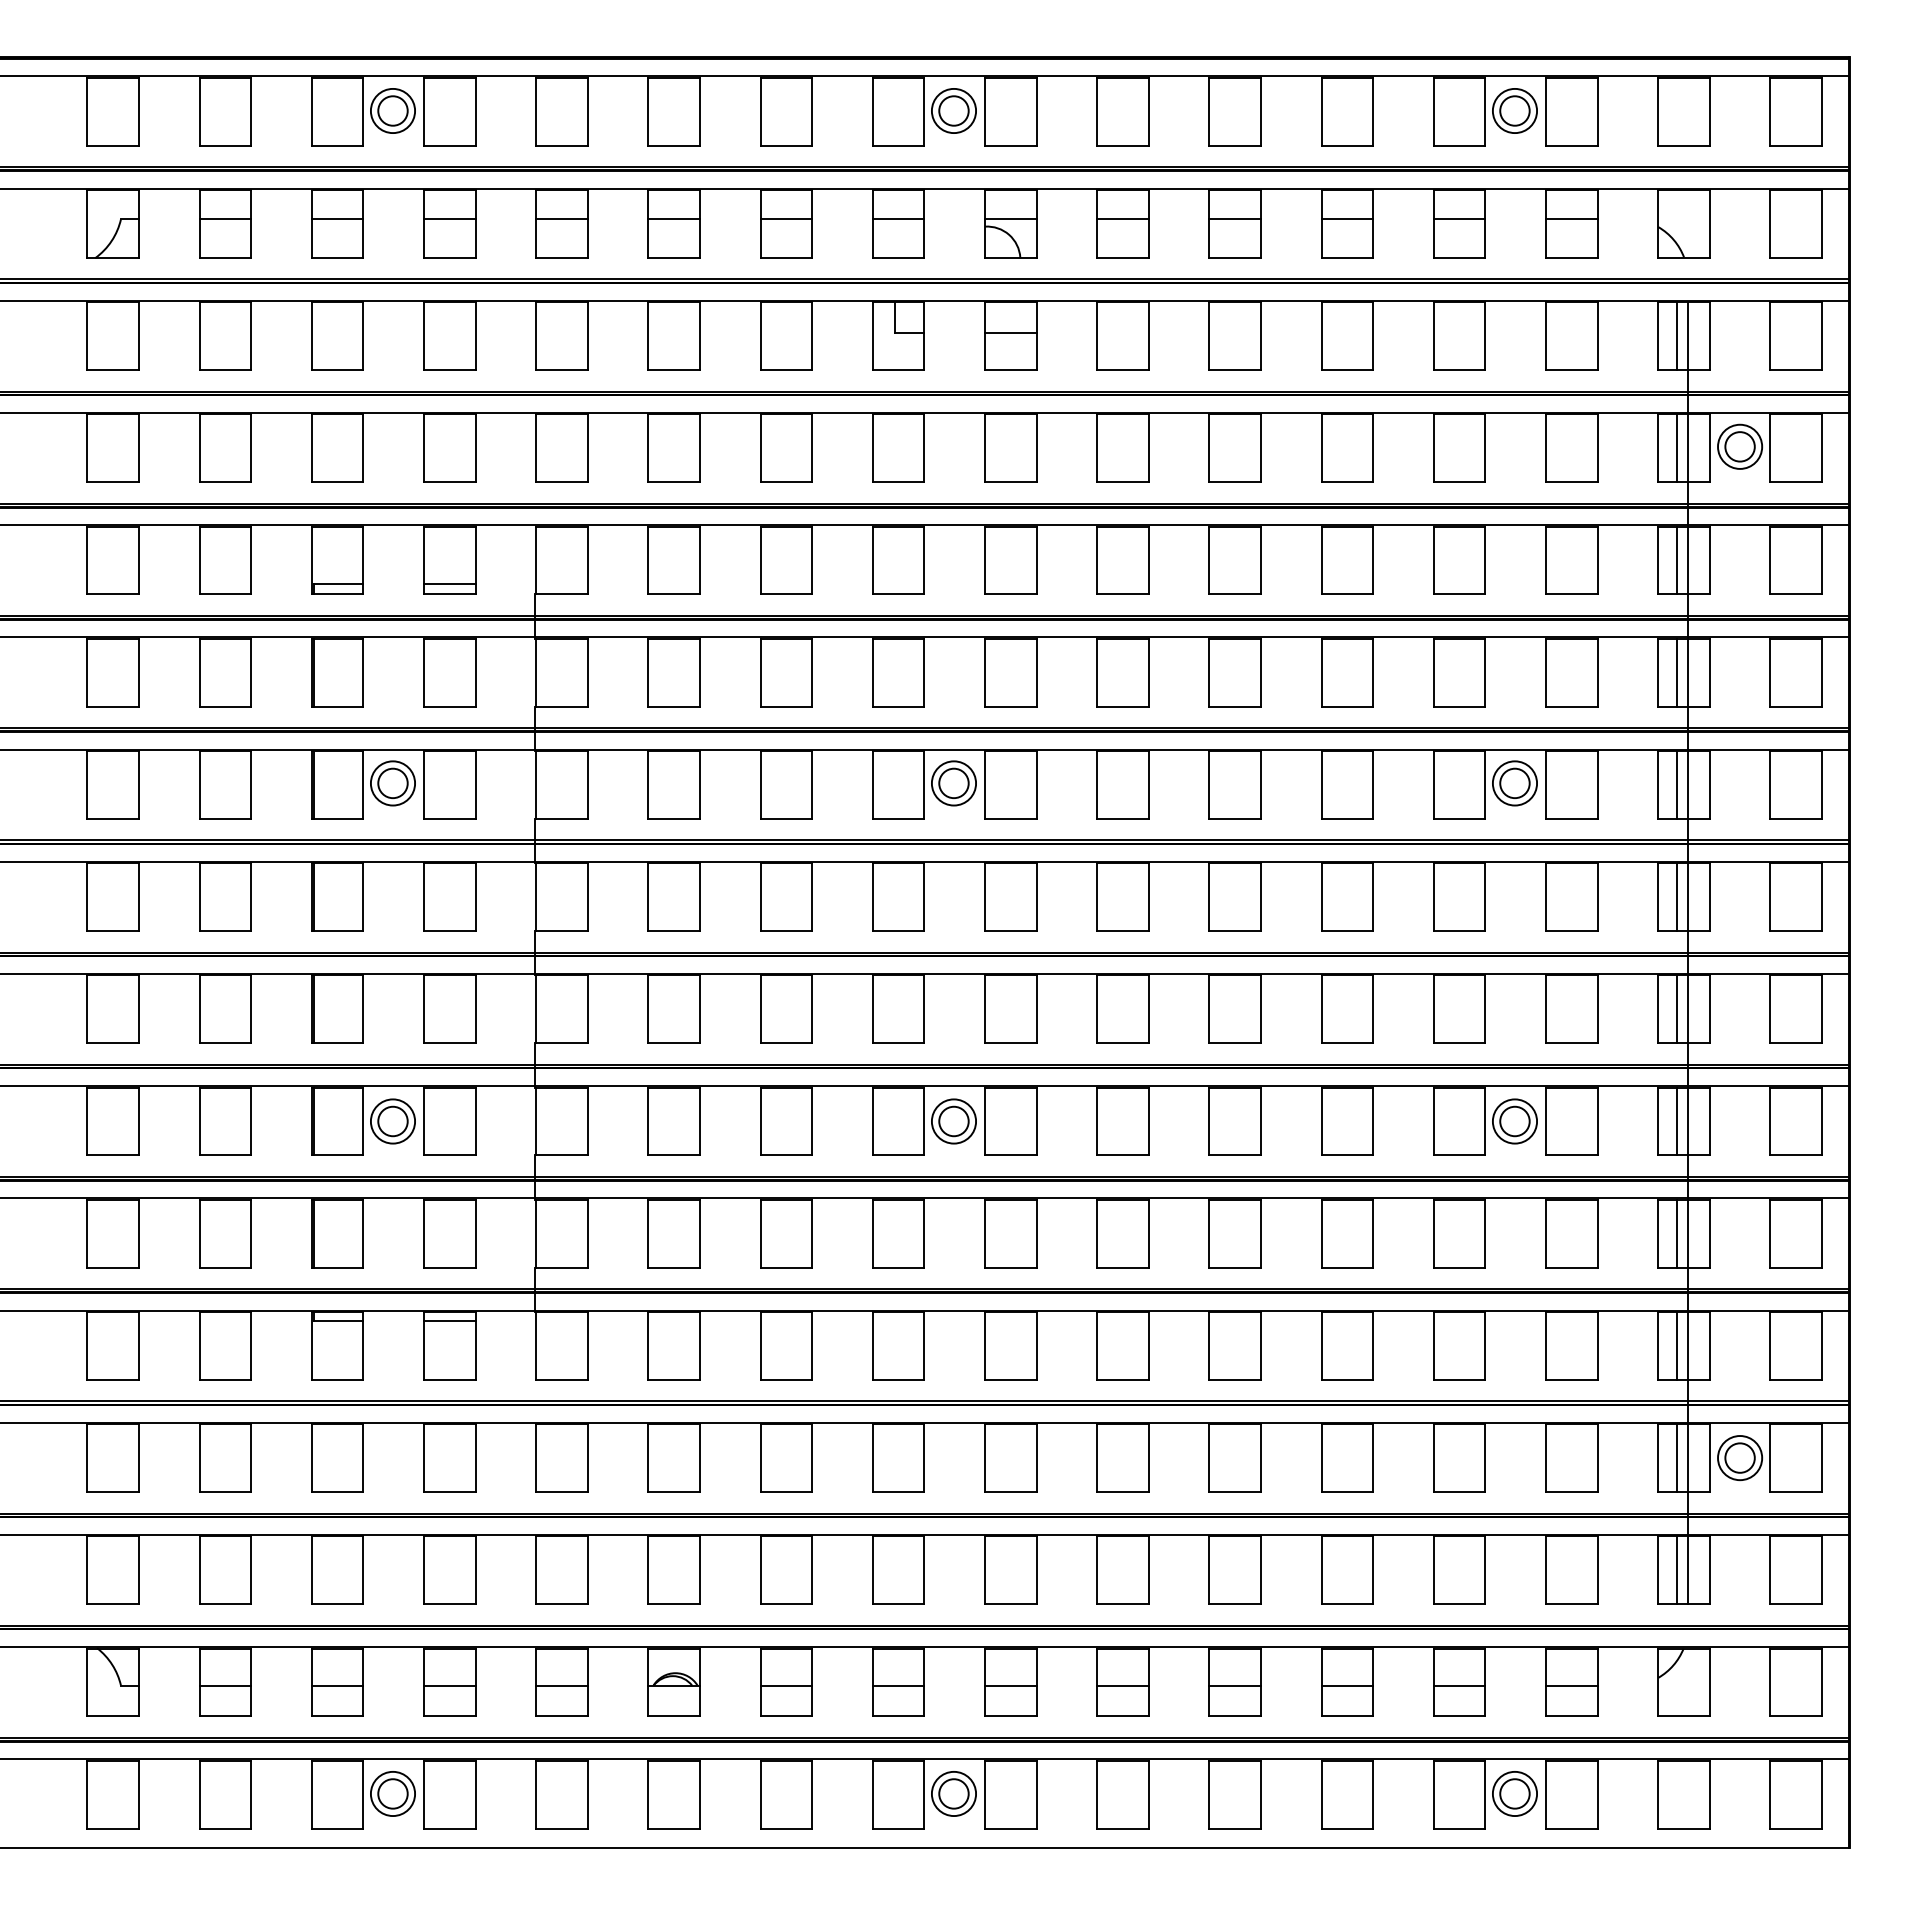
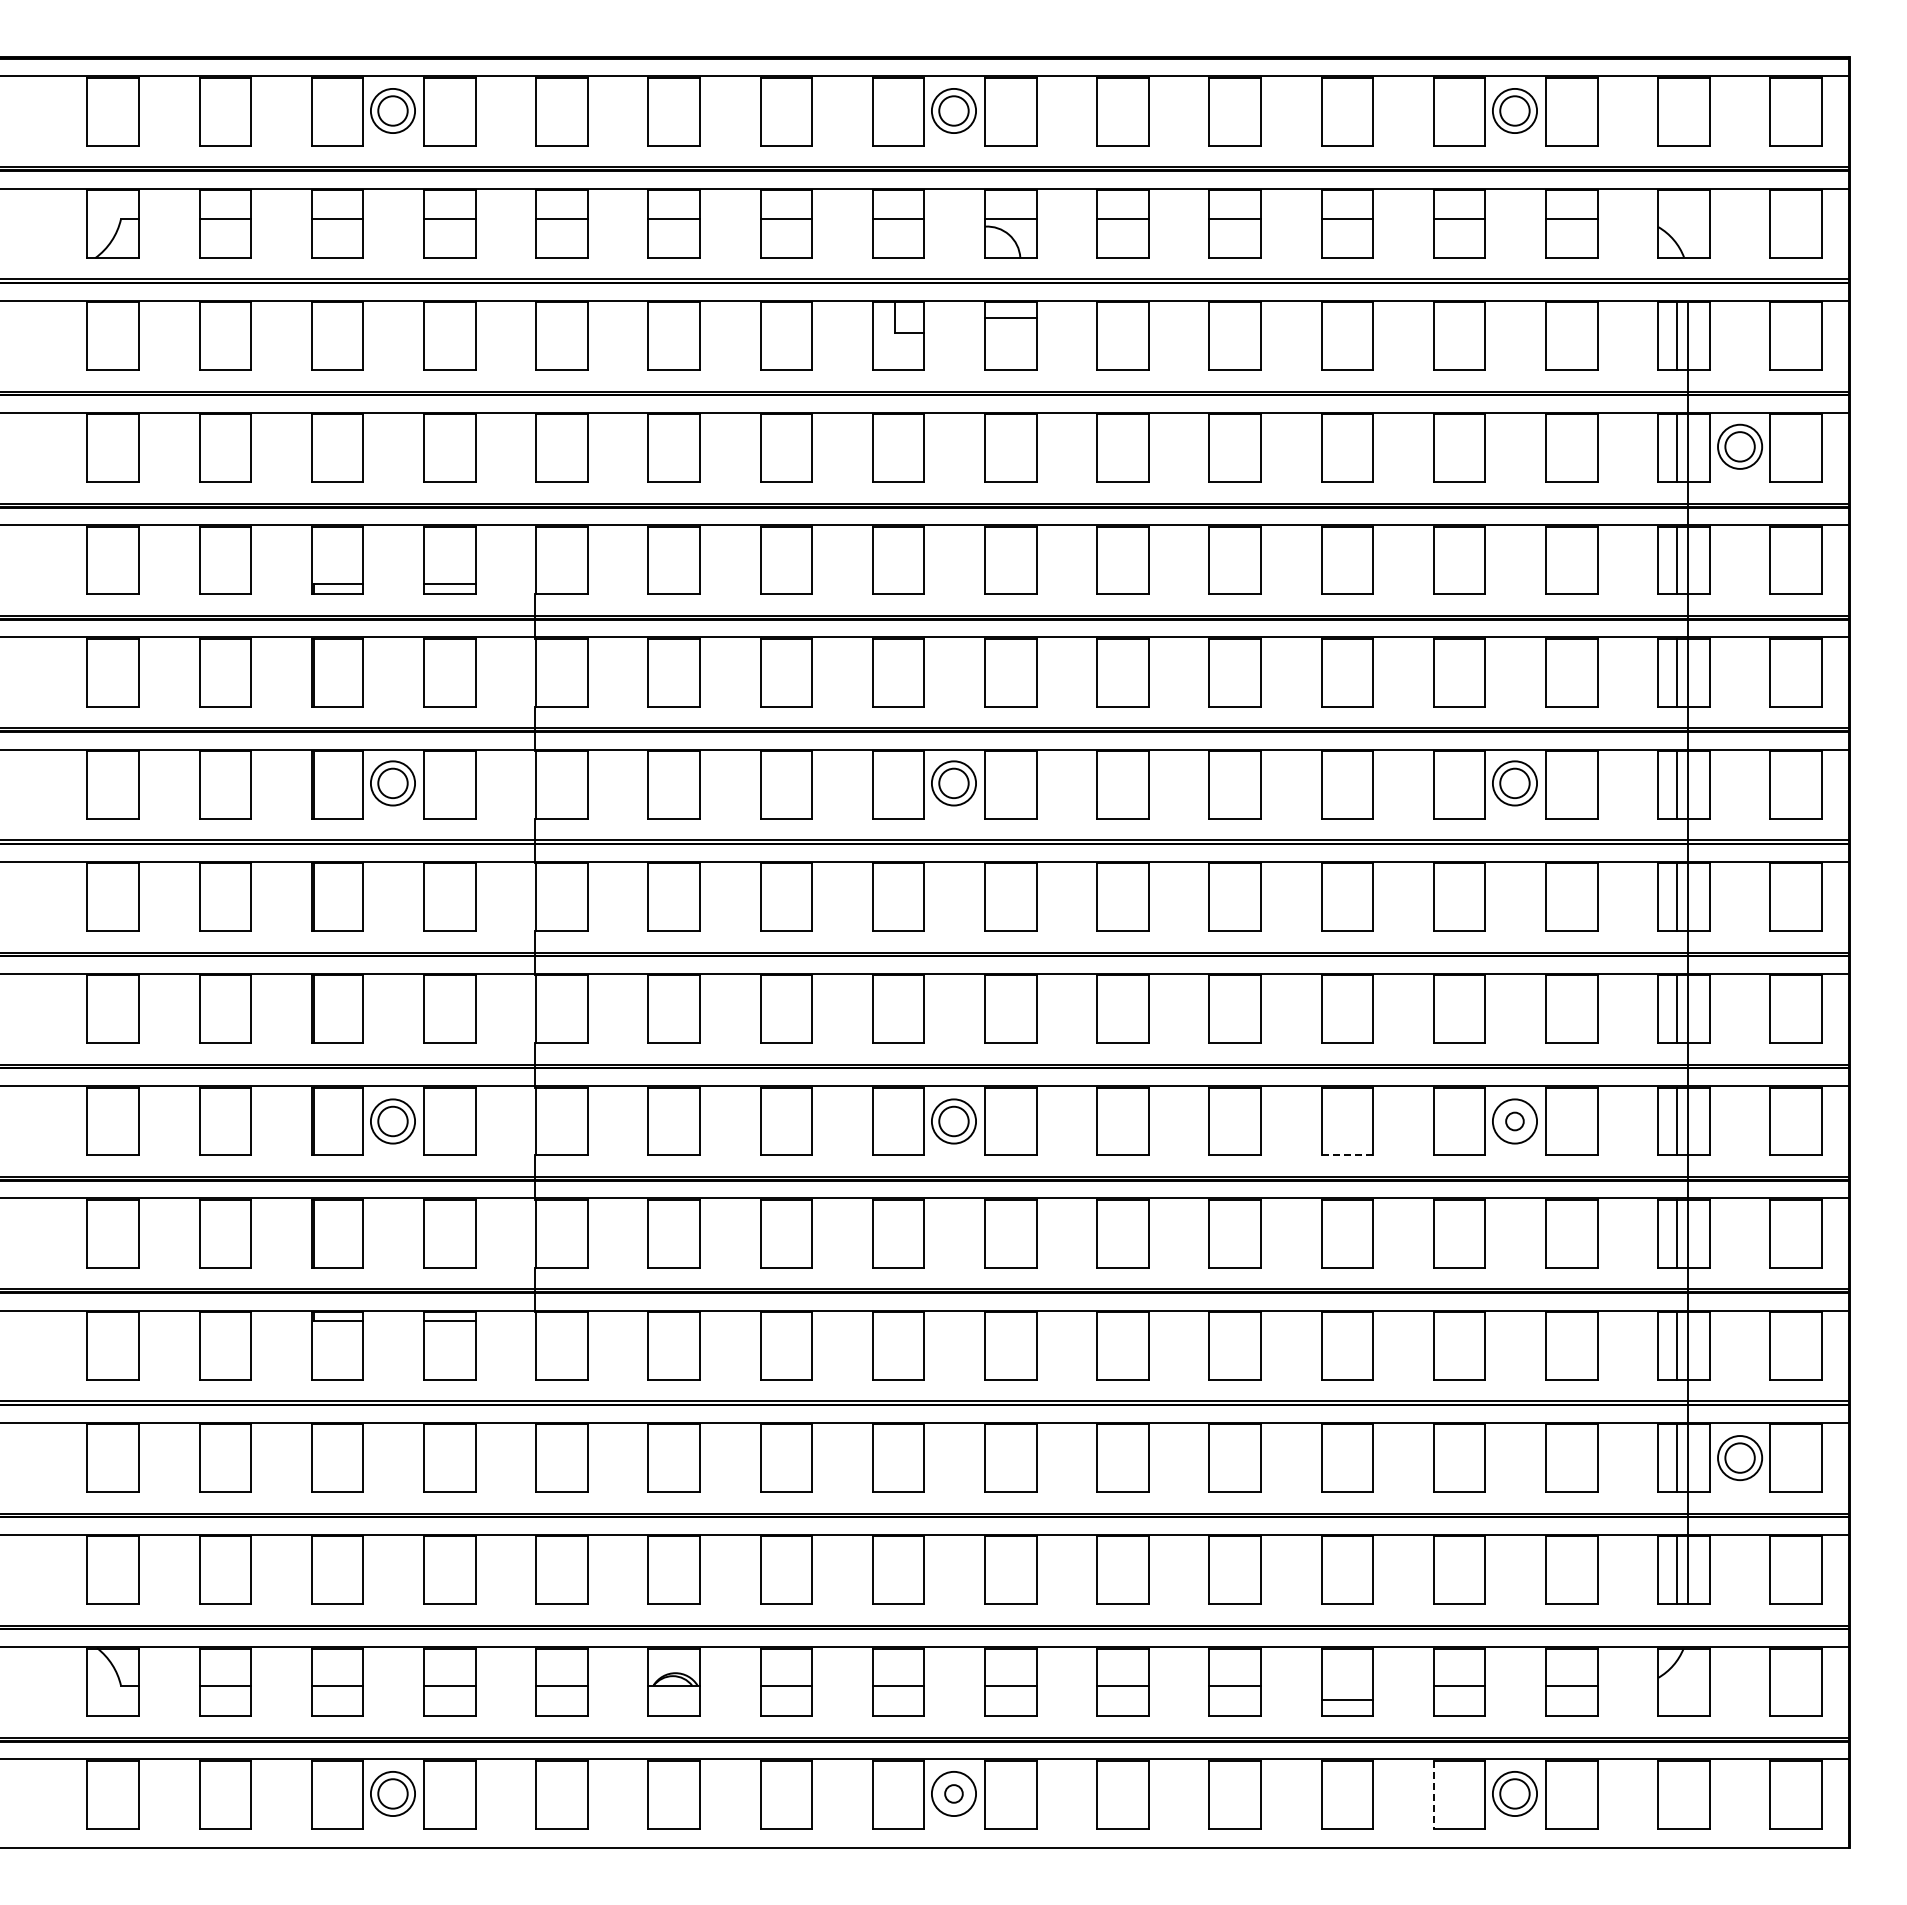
line position: (1010, 333) -> (1010, 318) (1010, 318)
circle diameter: 29 px -> 18 px (1514, 1121)
line: solid -> dashed (1347, 1155)
line position: (1347, 1685) -> (1347, 1699) (1347, 1699)
circle diameter: 29 px -> 18 px (953, 1793)
line: solid -> dashed (1433, 1794)
